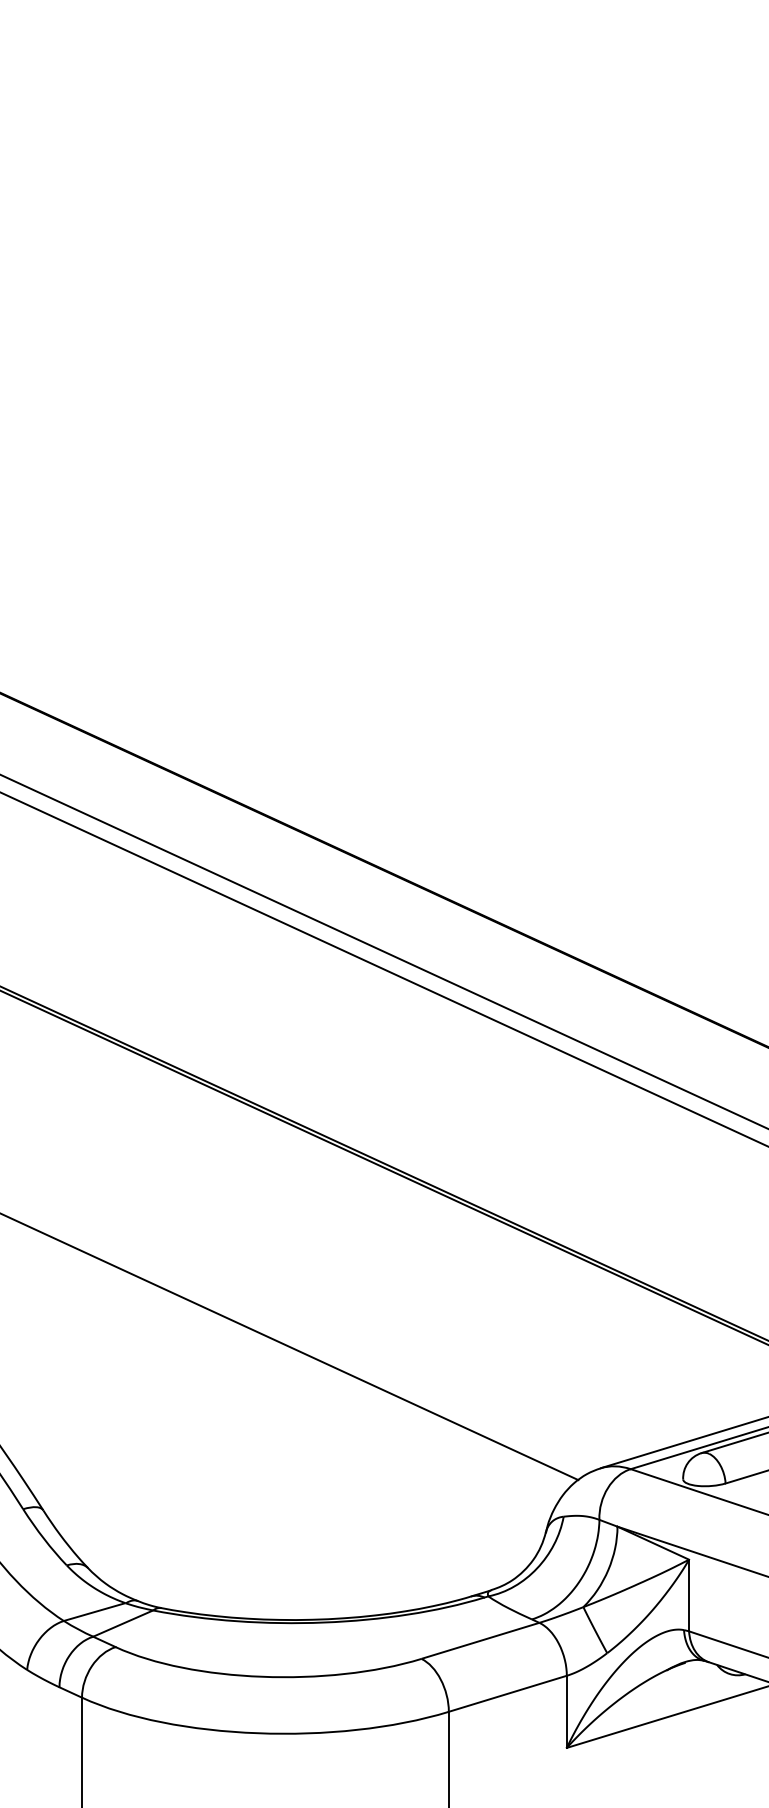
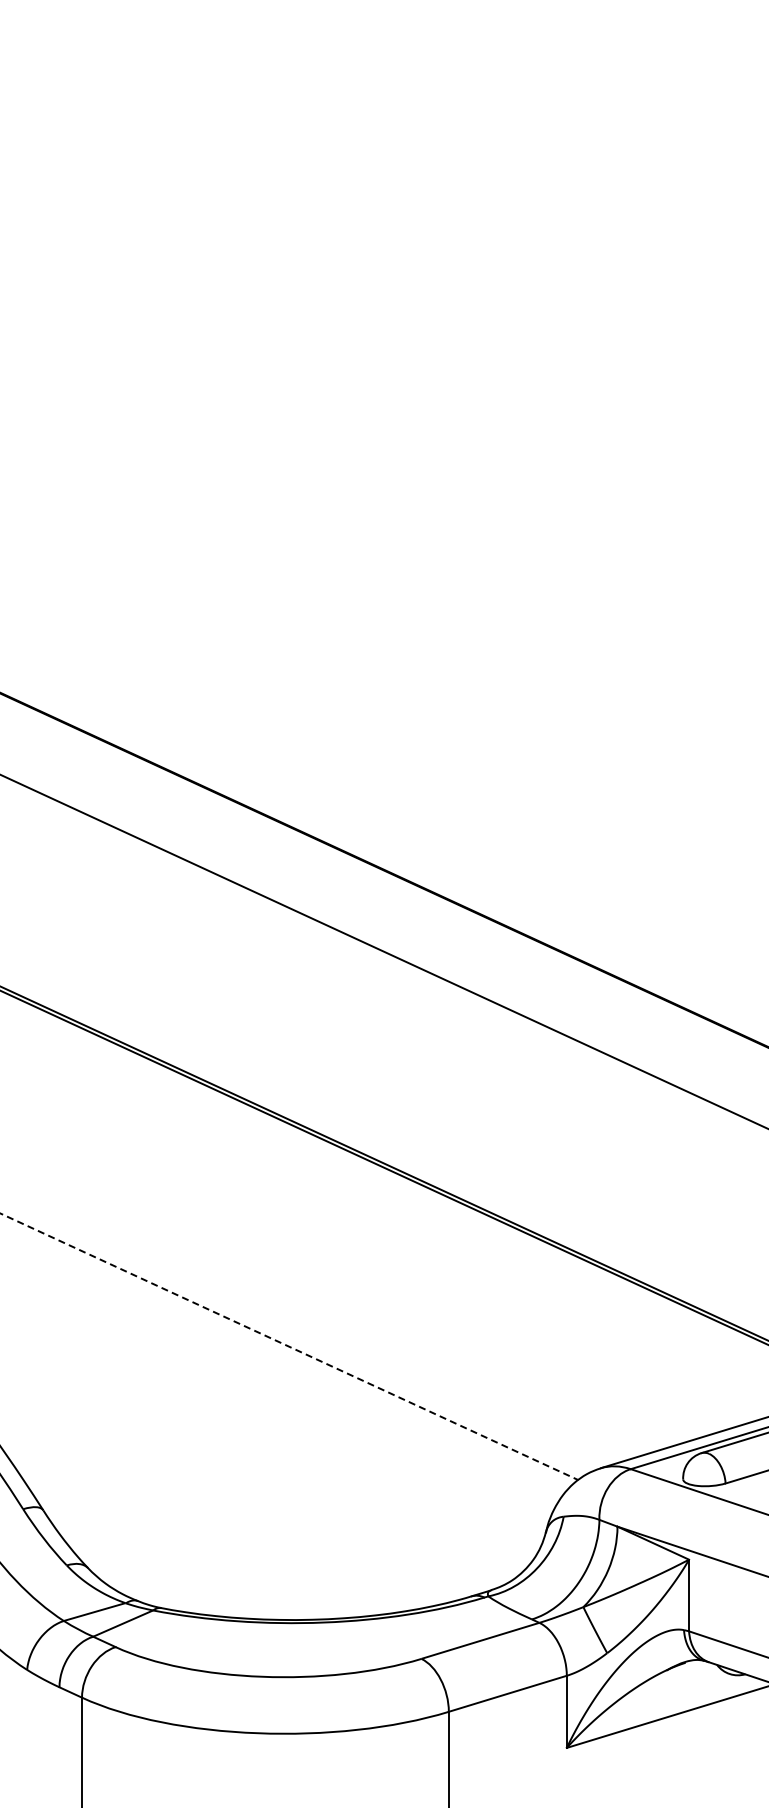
line: present -> none (383, 969)
line: solid -> dashed (289, 1347)
